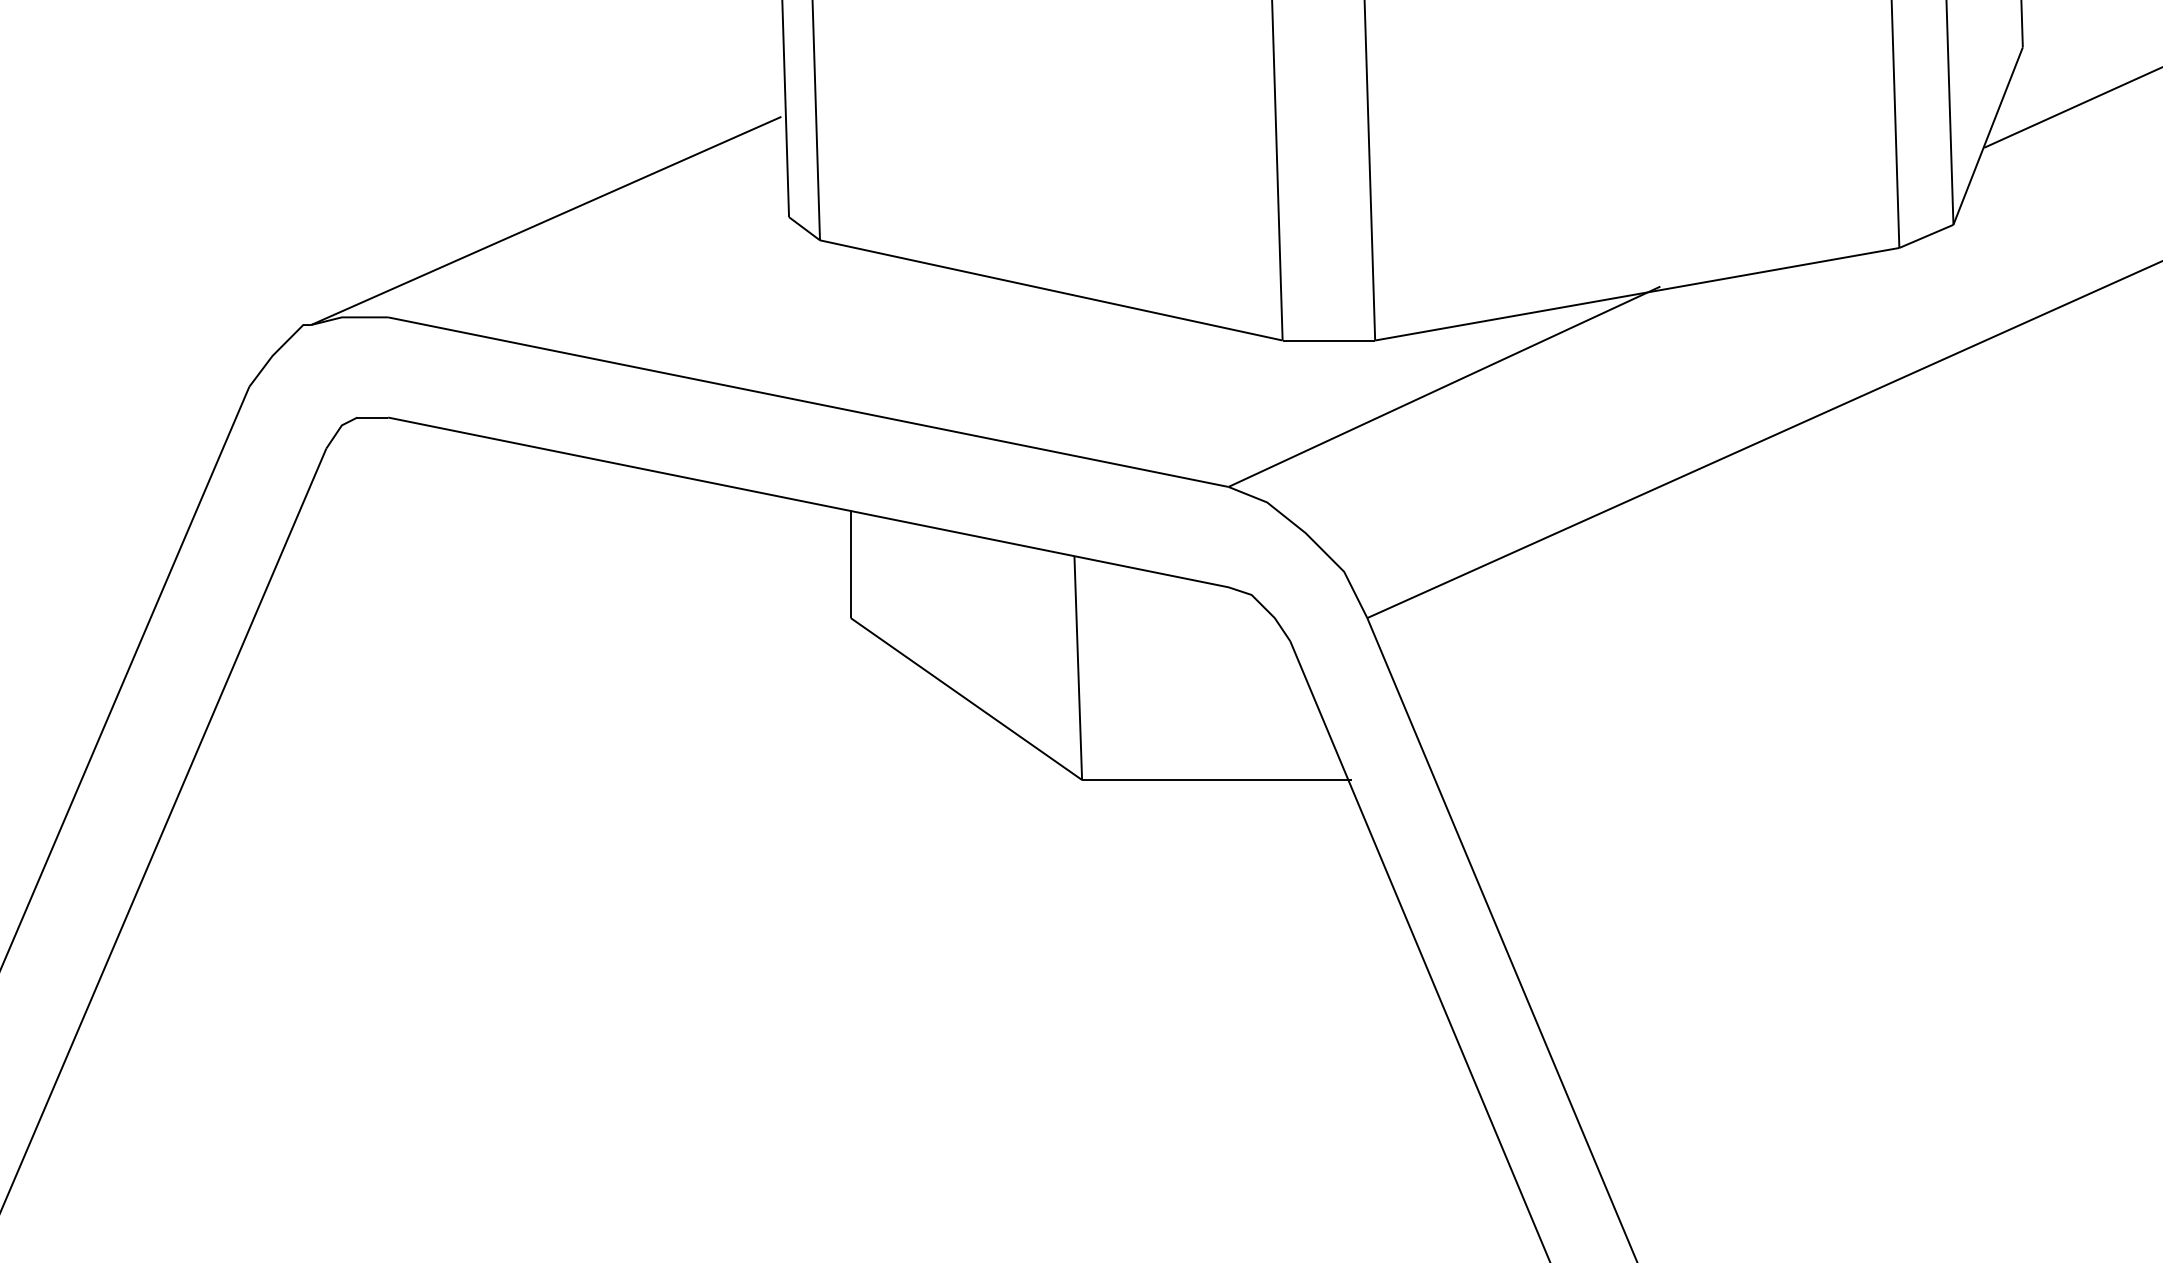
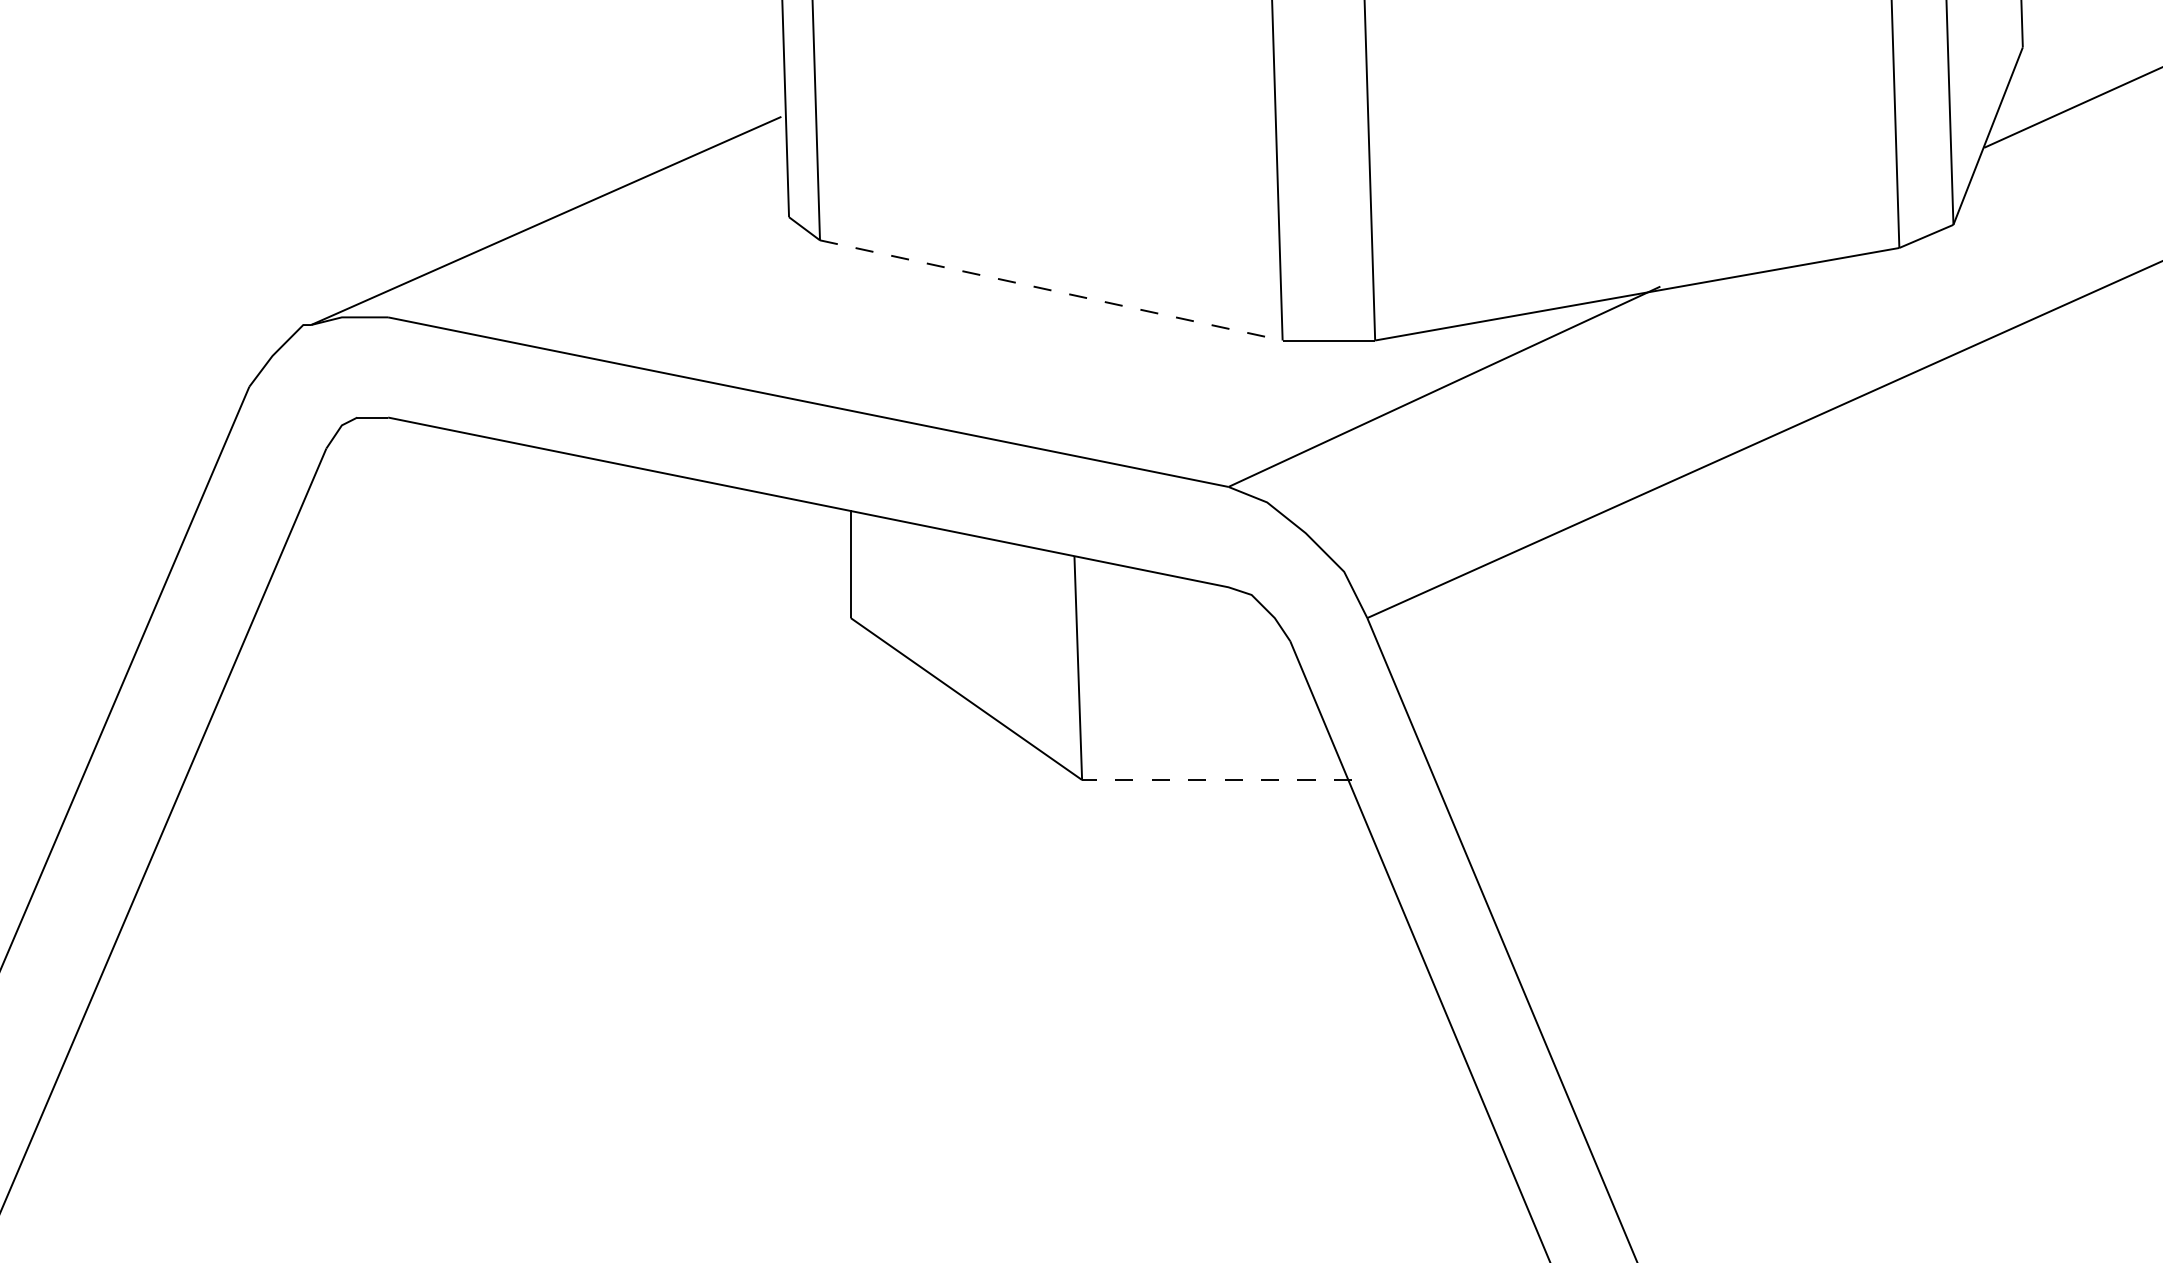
line: solid -> dashed (1051, 290)
line: solid -> dashed (1217, 780)
